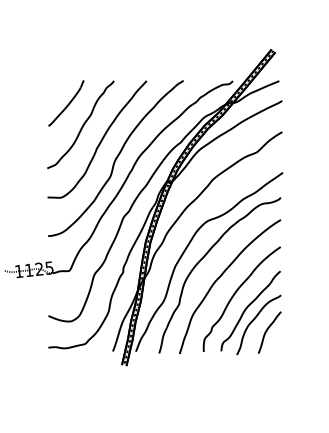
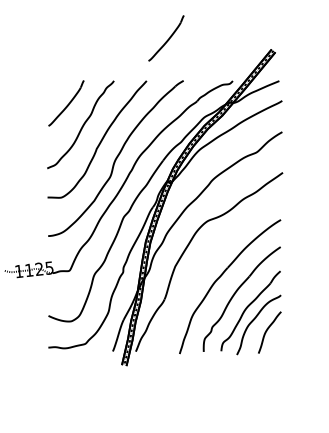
part: none -> present (166, 38)
part: present -> none (203, 258)
